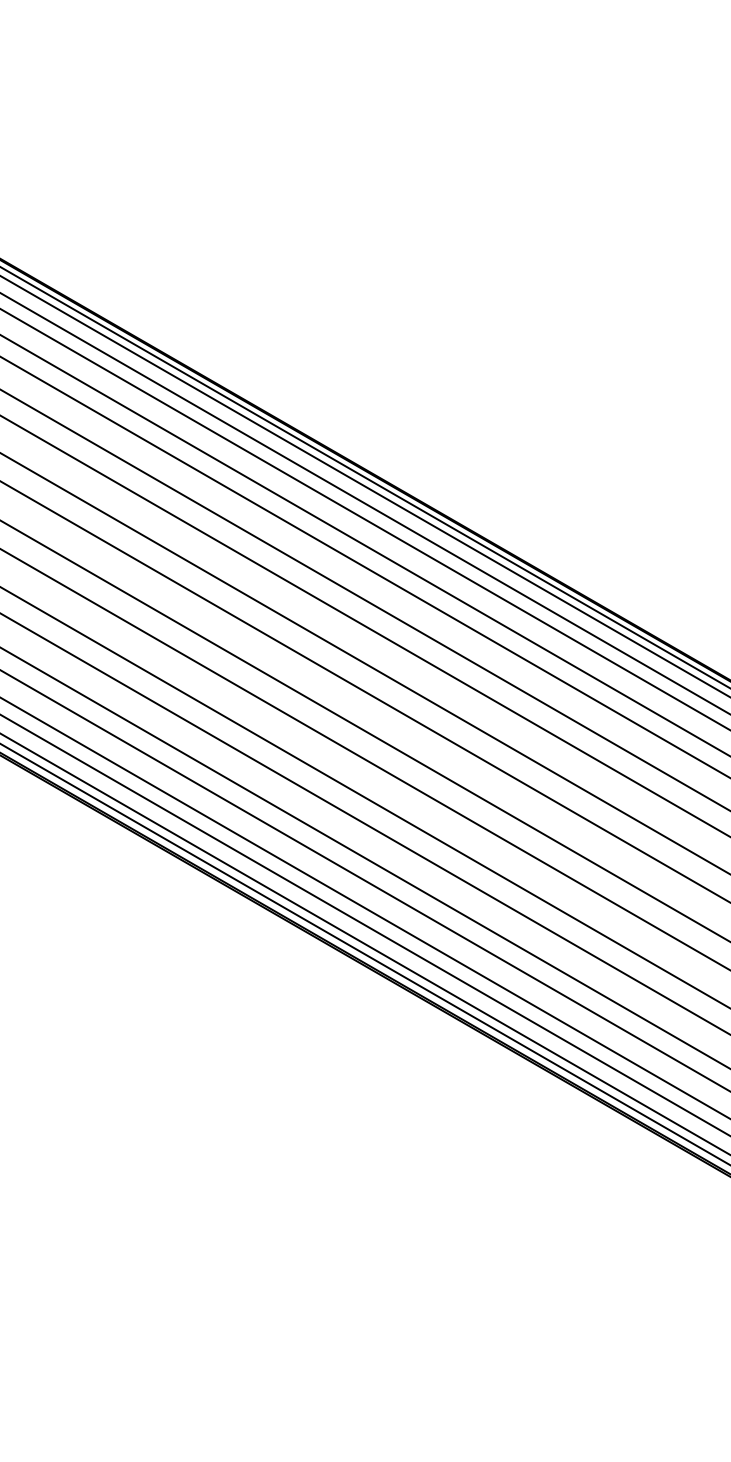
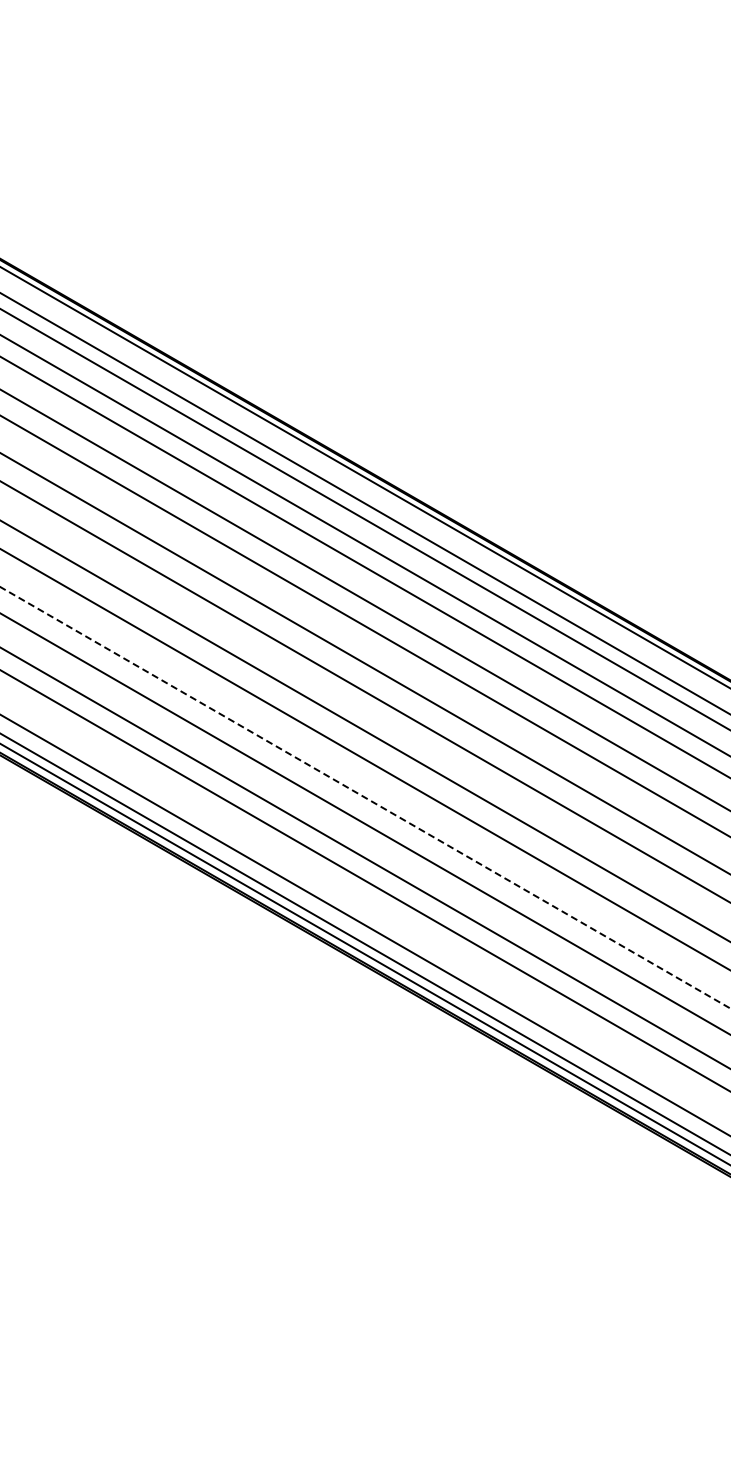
line: present -> none (364, 486)
line: solid -> dashed (365, 797)
line: present -> none (364, 907)
